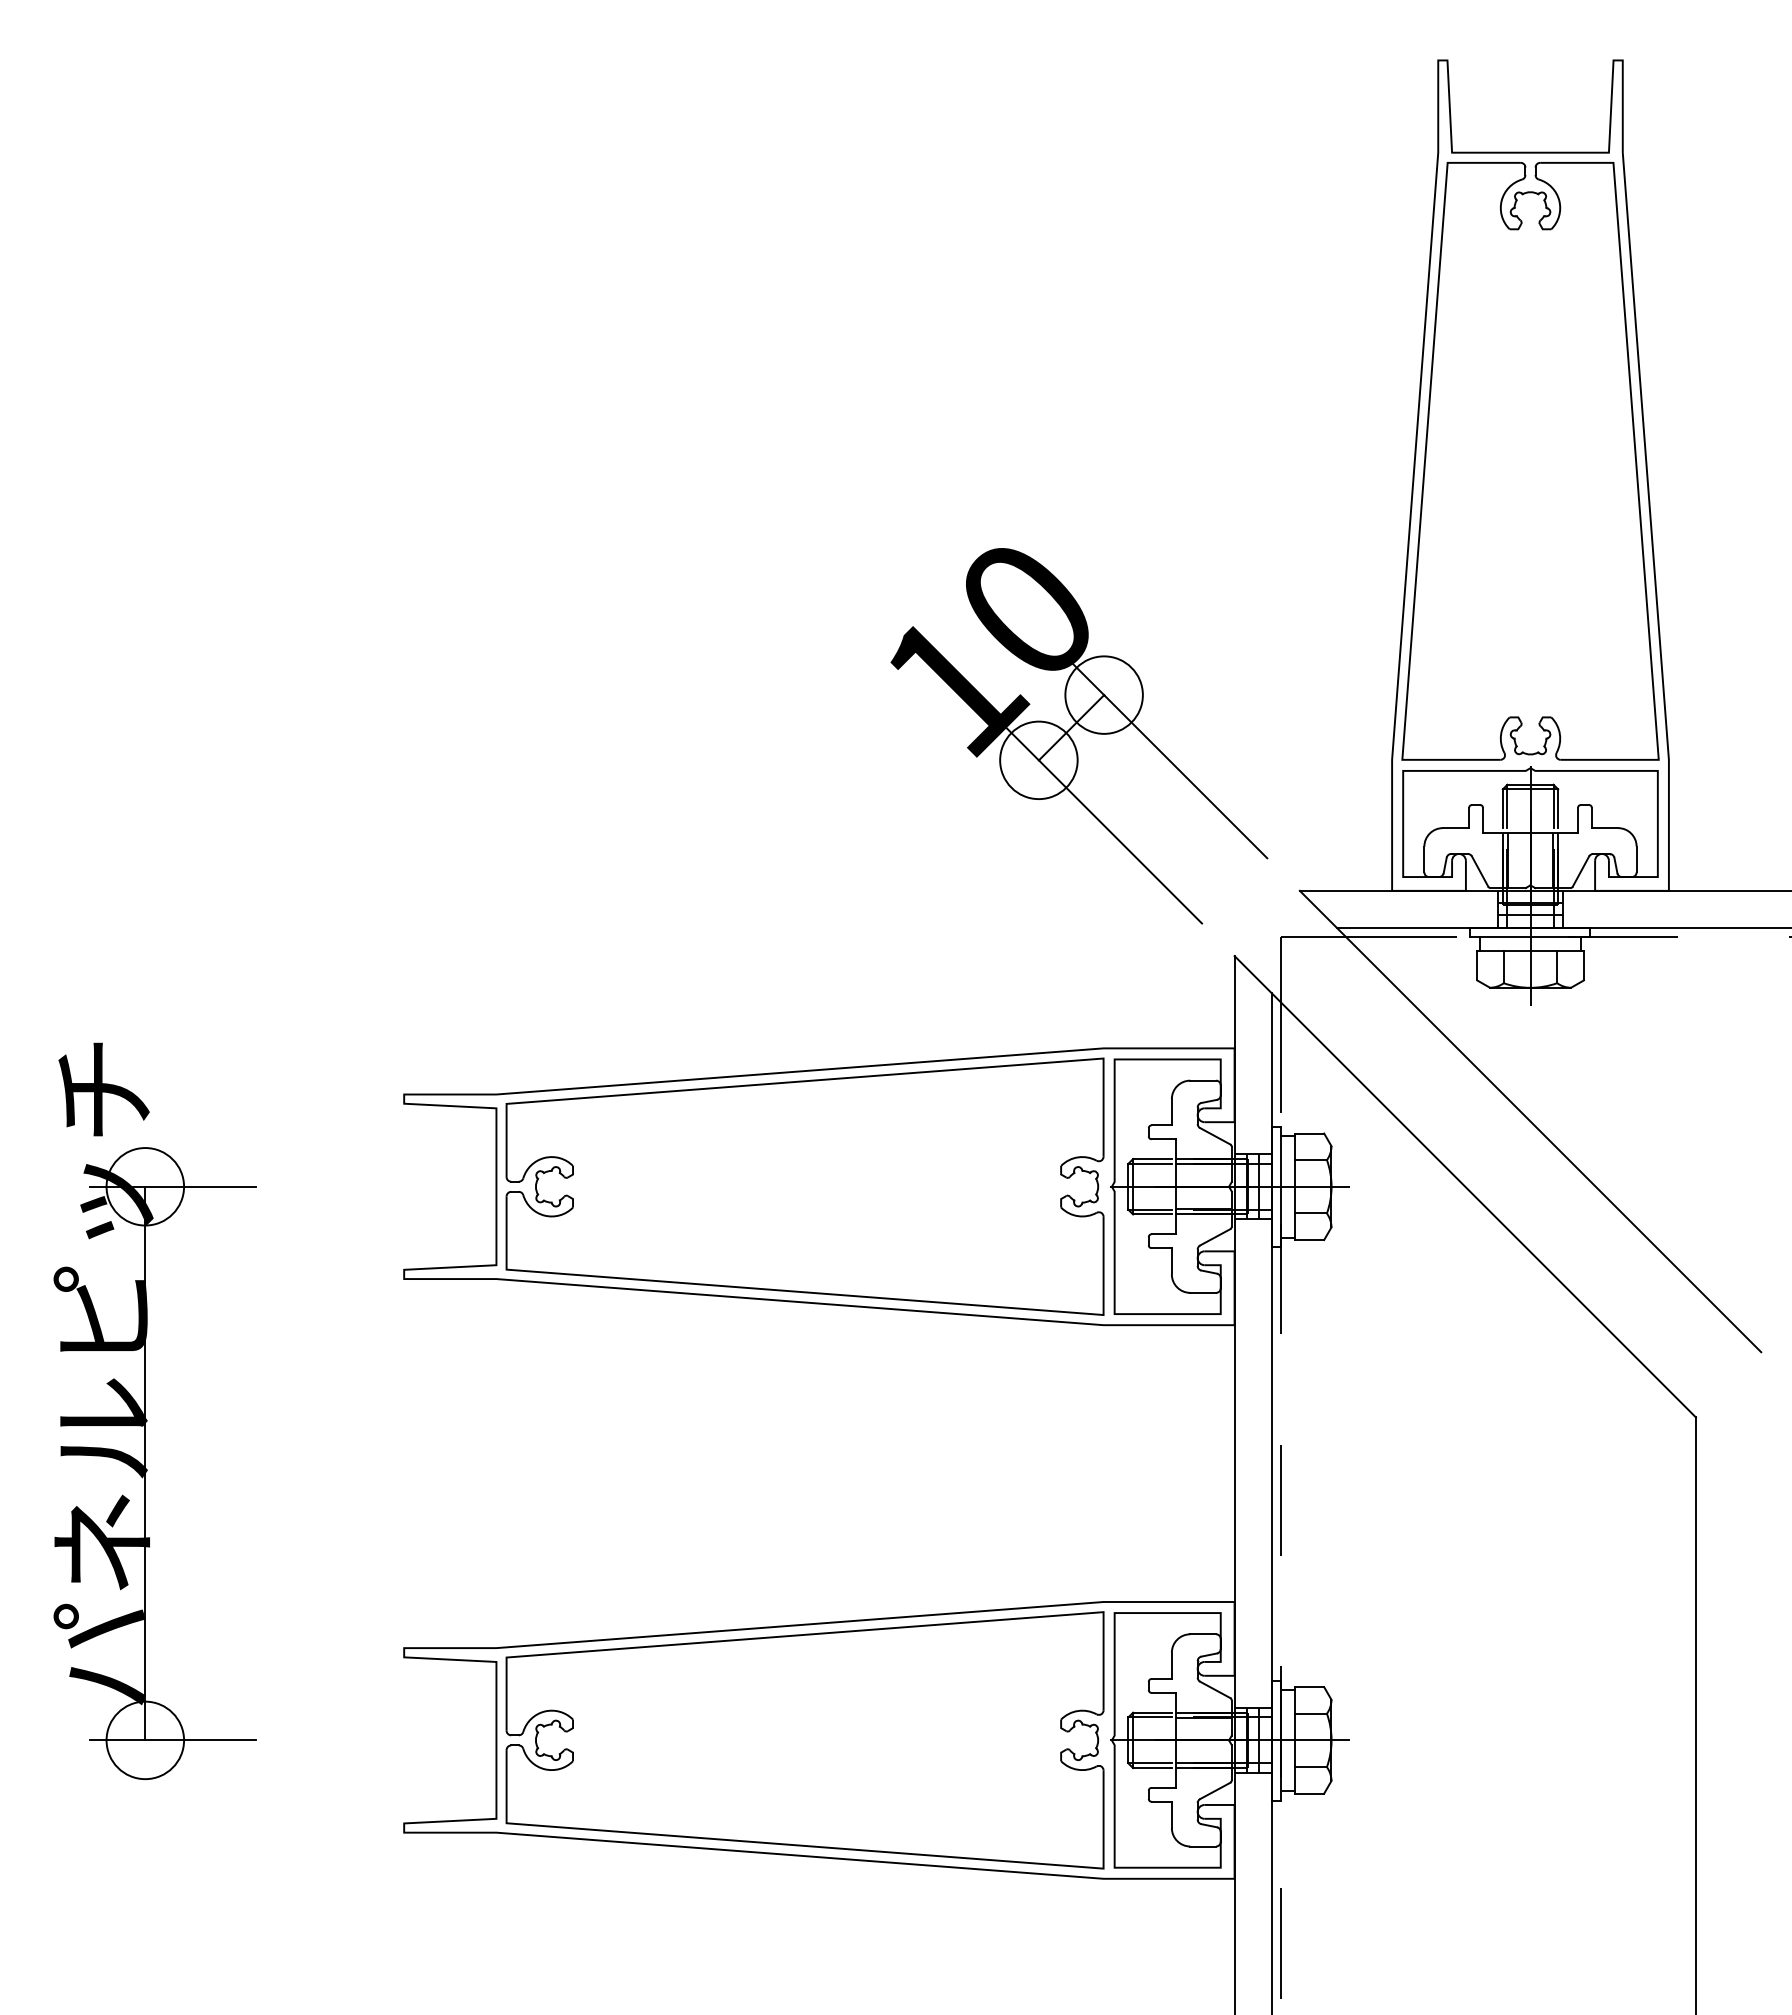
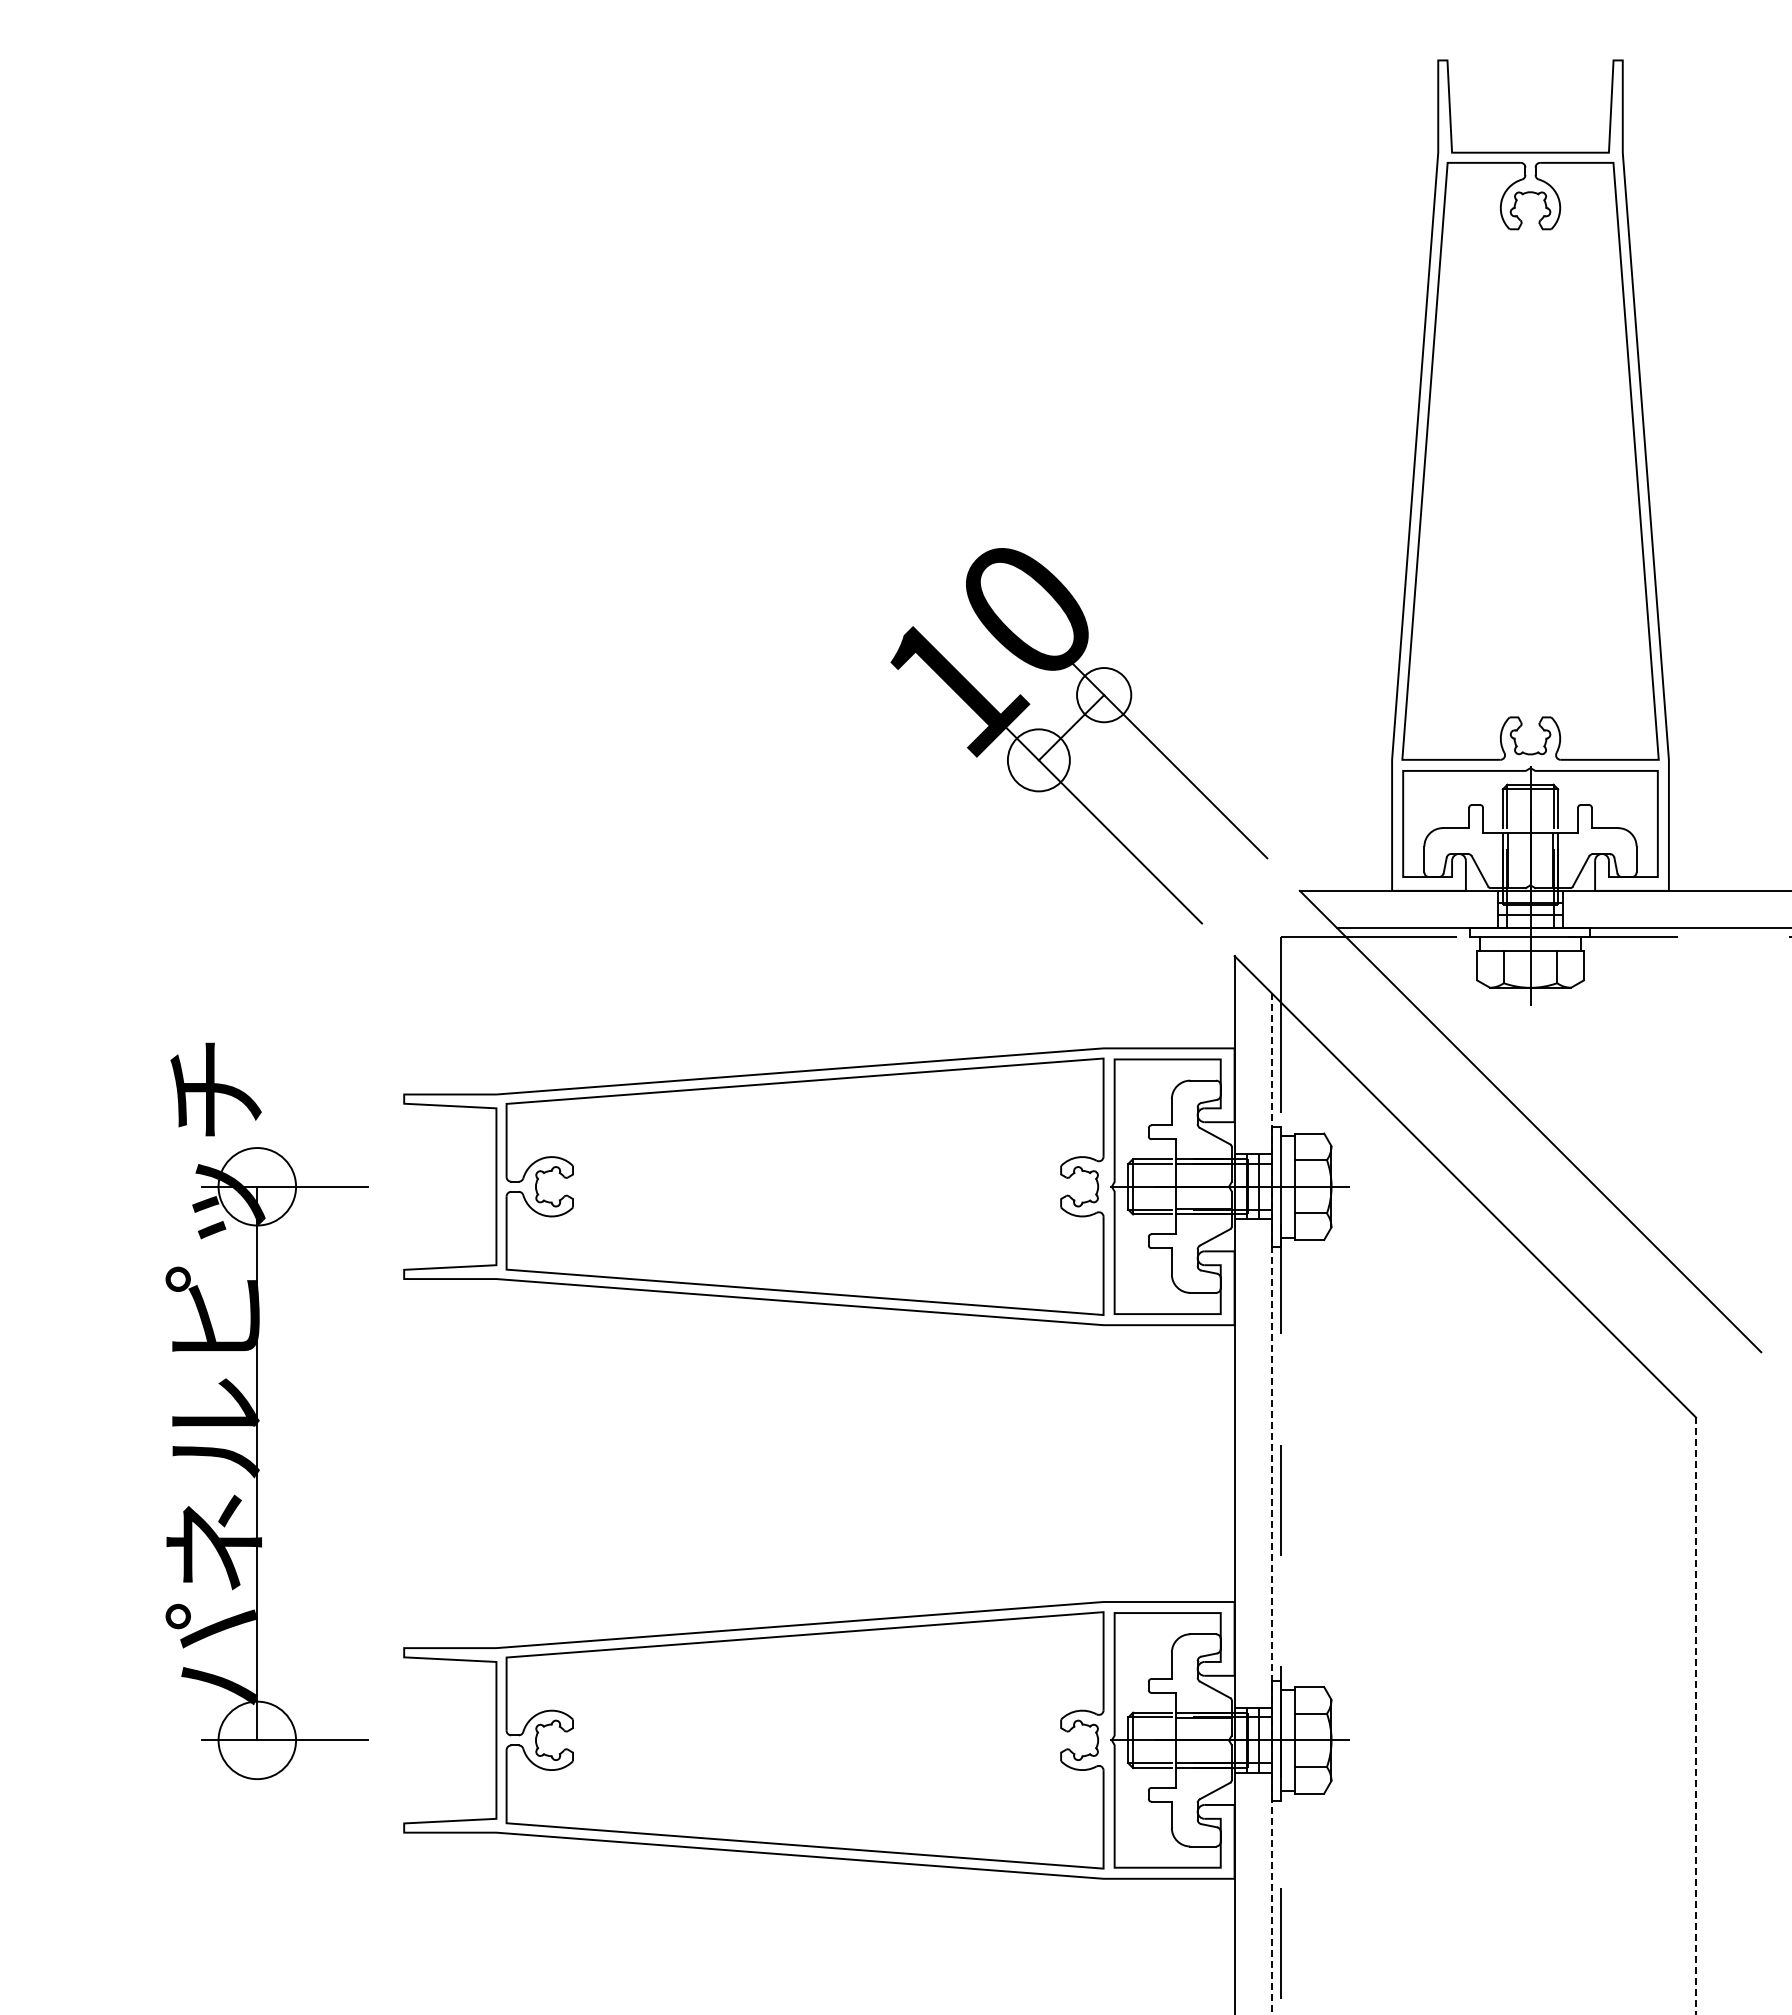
circle diameter: 78 px -> 54 px (1104, 695)
circle diameter: 78 px -> 62 px (1038, 760)
part position: (145, 1410) -> (257, 1410) (257, 1410)
line: solid -> dashed (1271, 1503)
line: solid -> dashed (1695, 1716)
